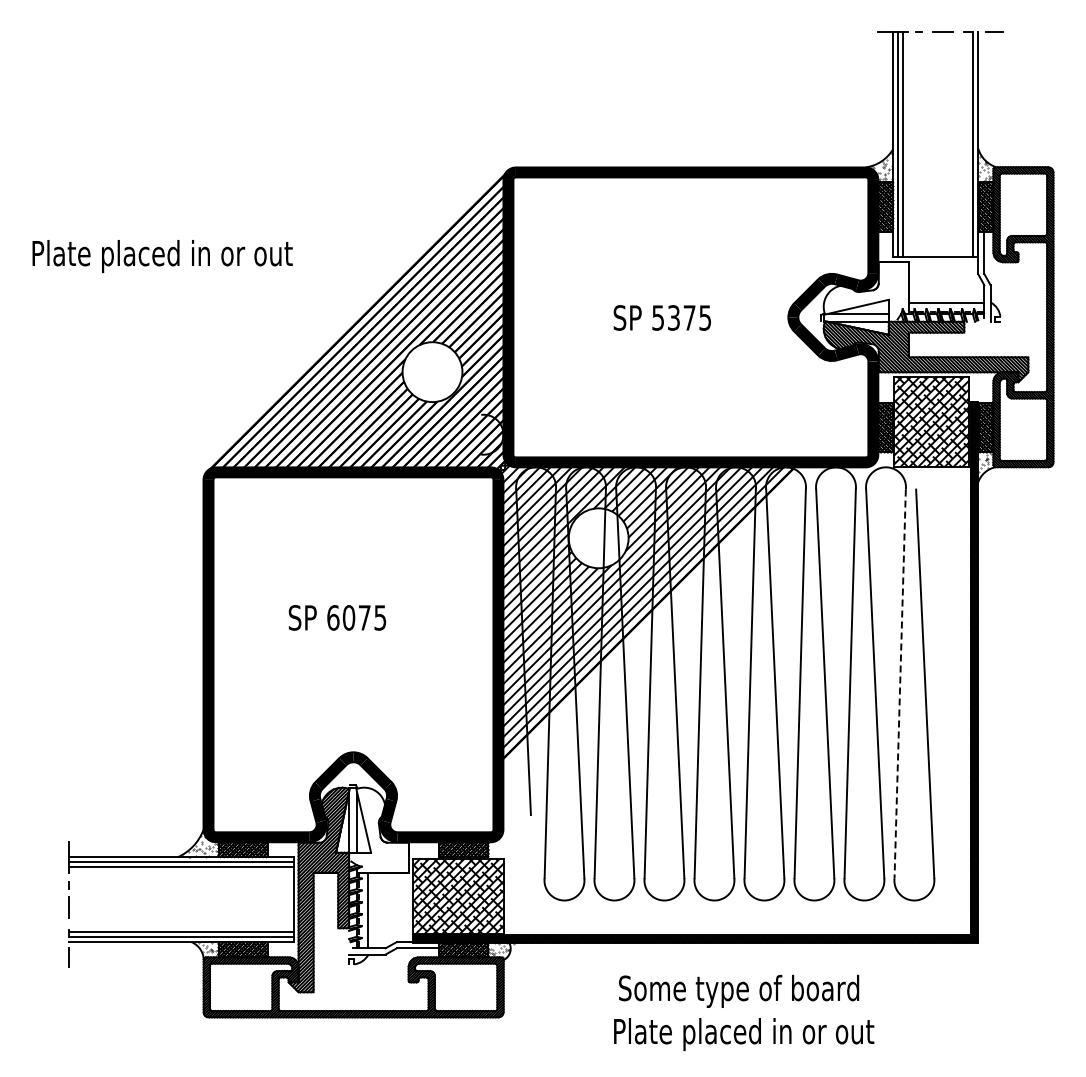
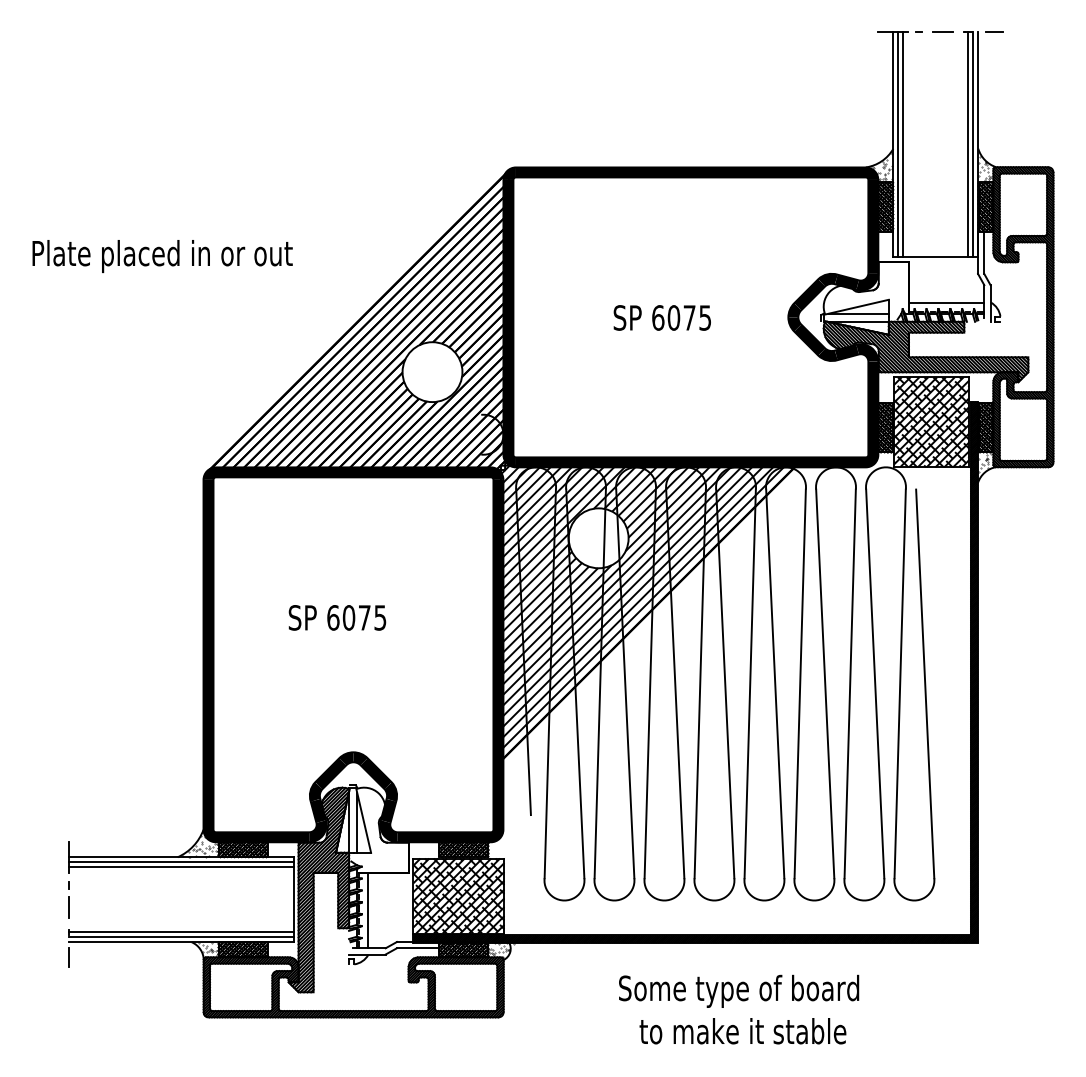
line: none -> present (968, 144)
text: 5375 -> 6075 (666, 317)
line: dashed -> solid (900, 684)
text: Plate placed in or out -> to make it stable (744, 1034)
